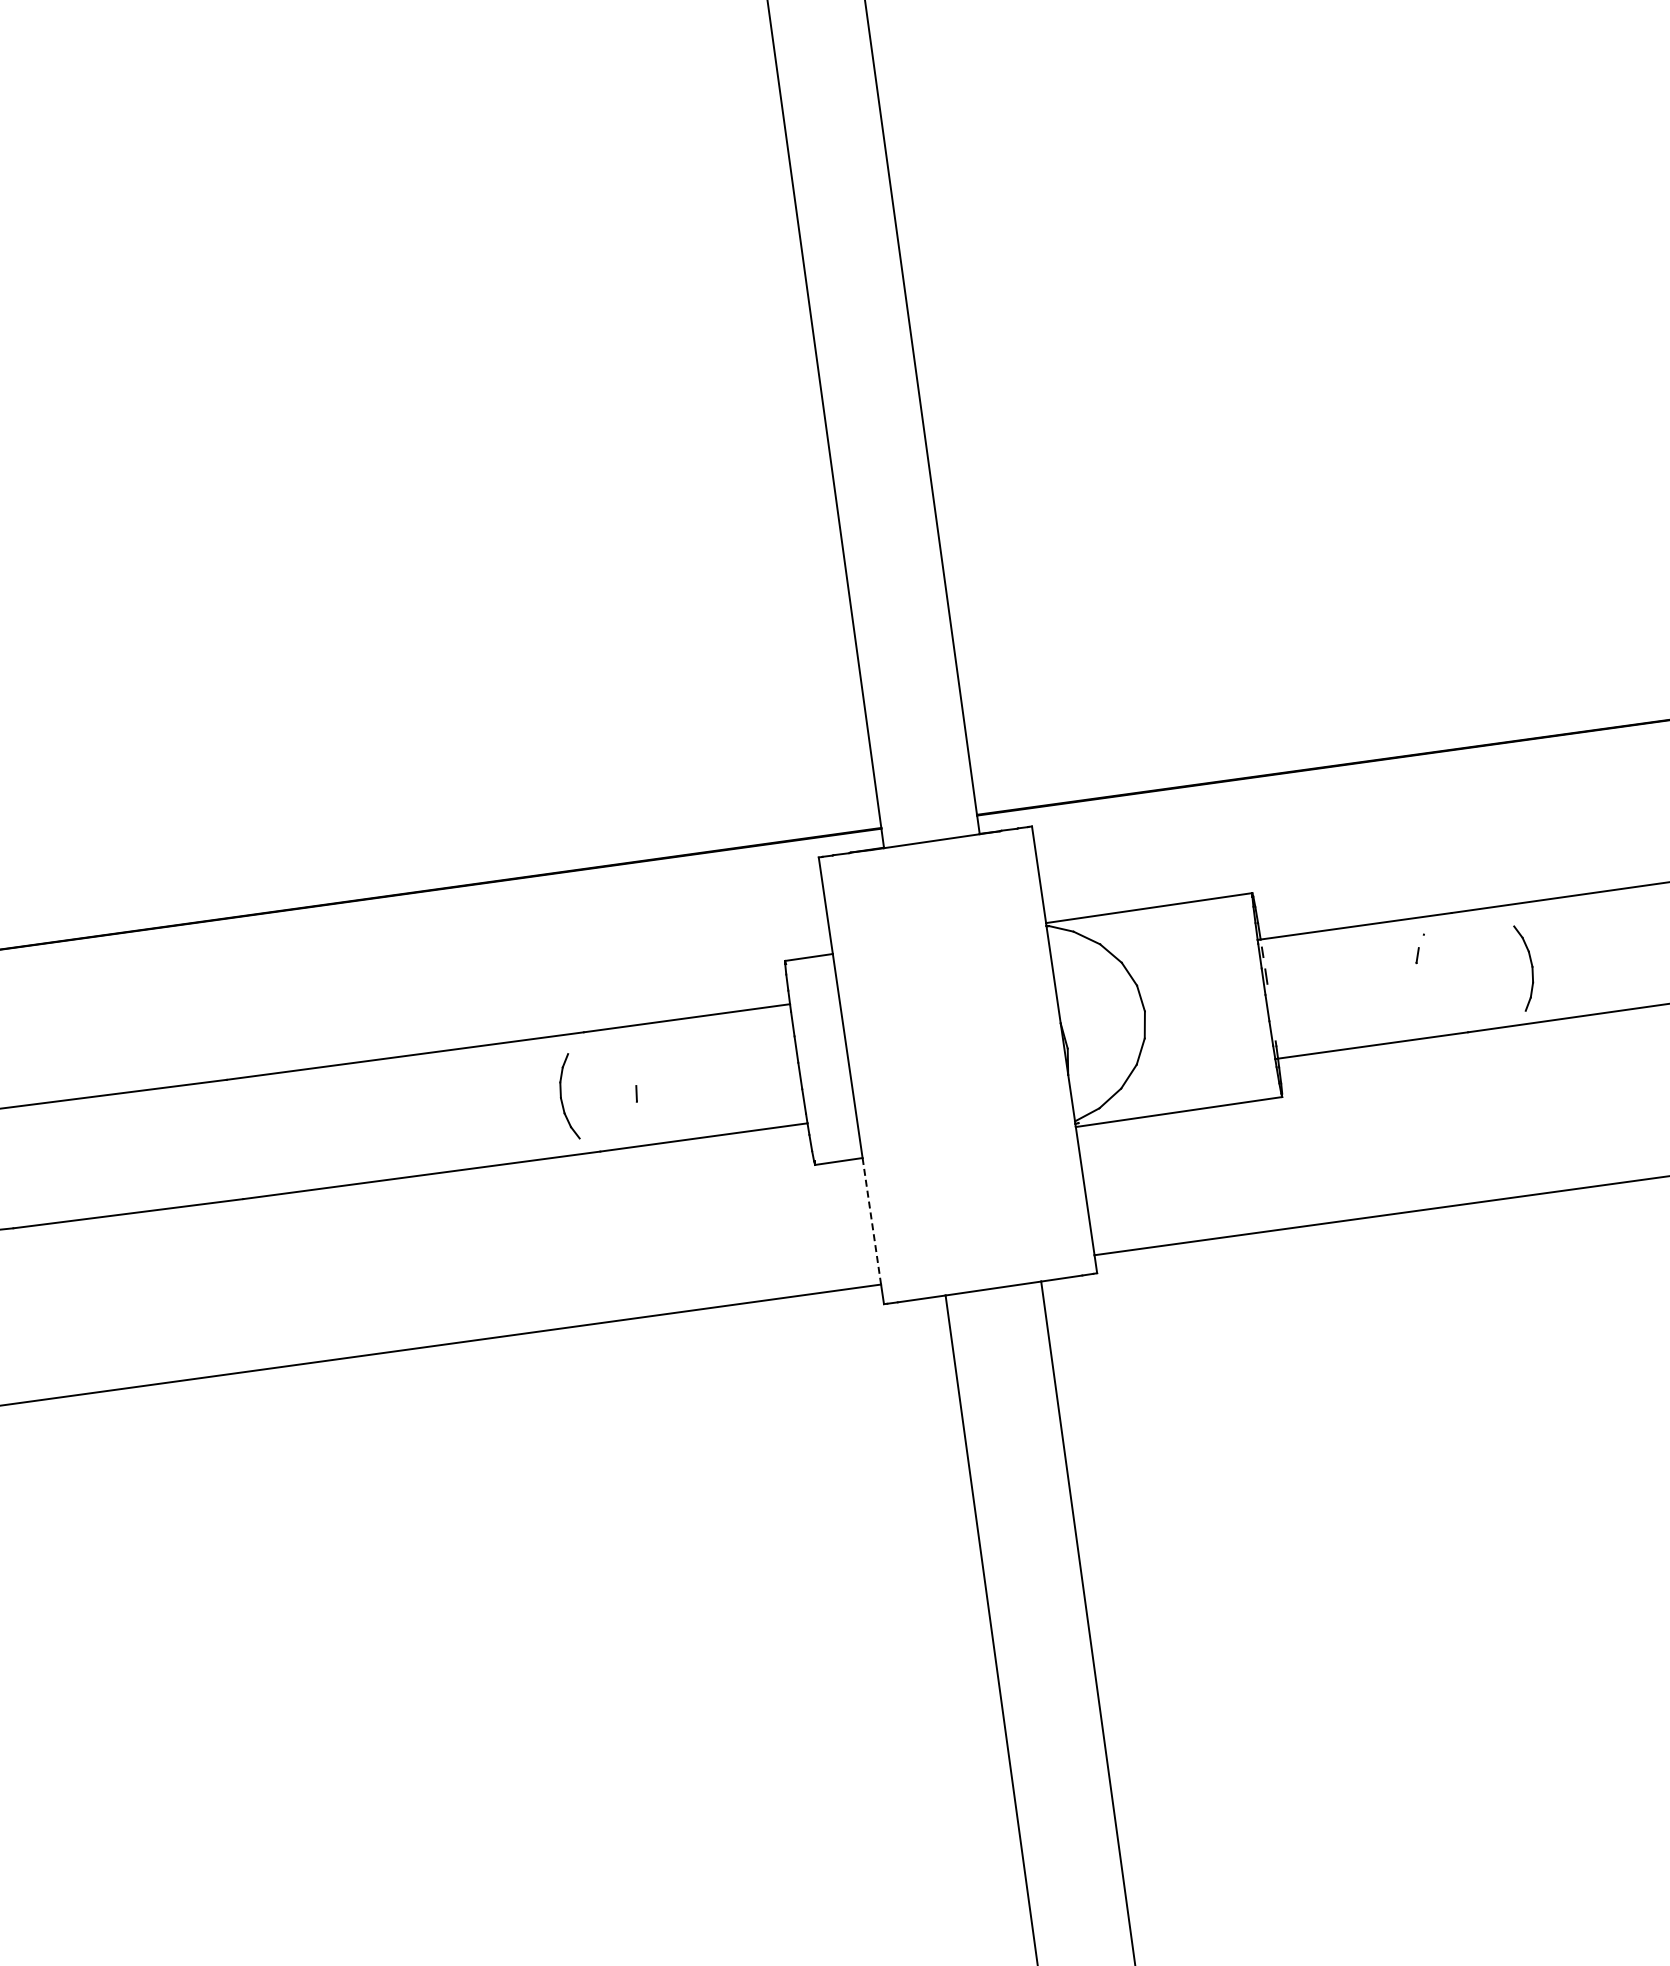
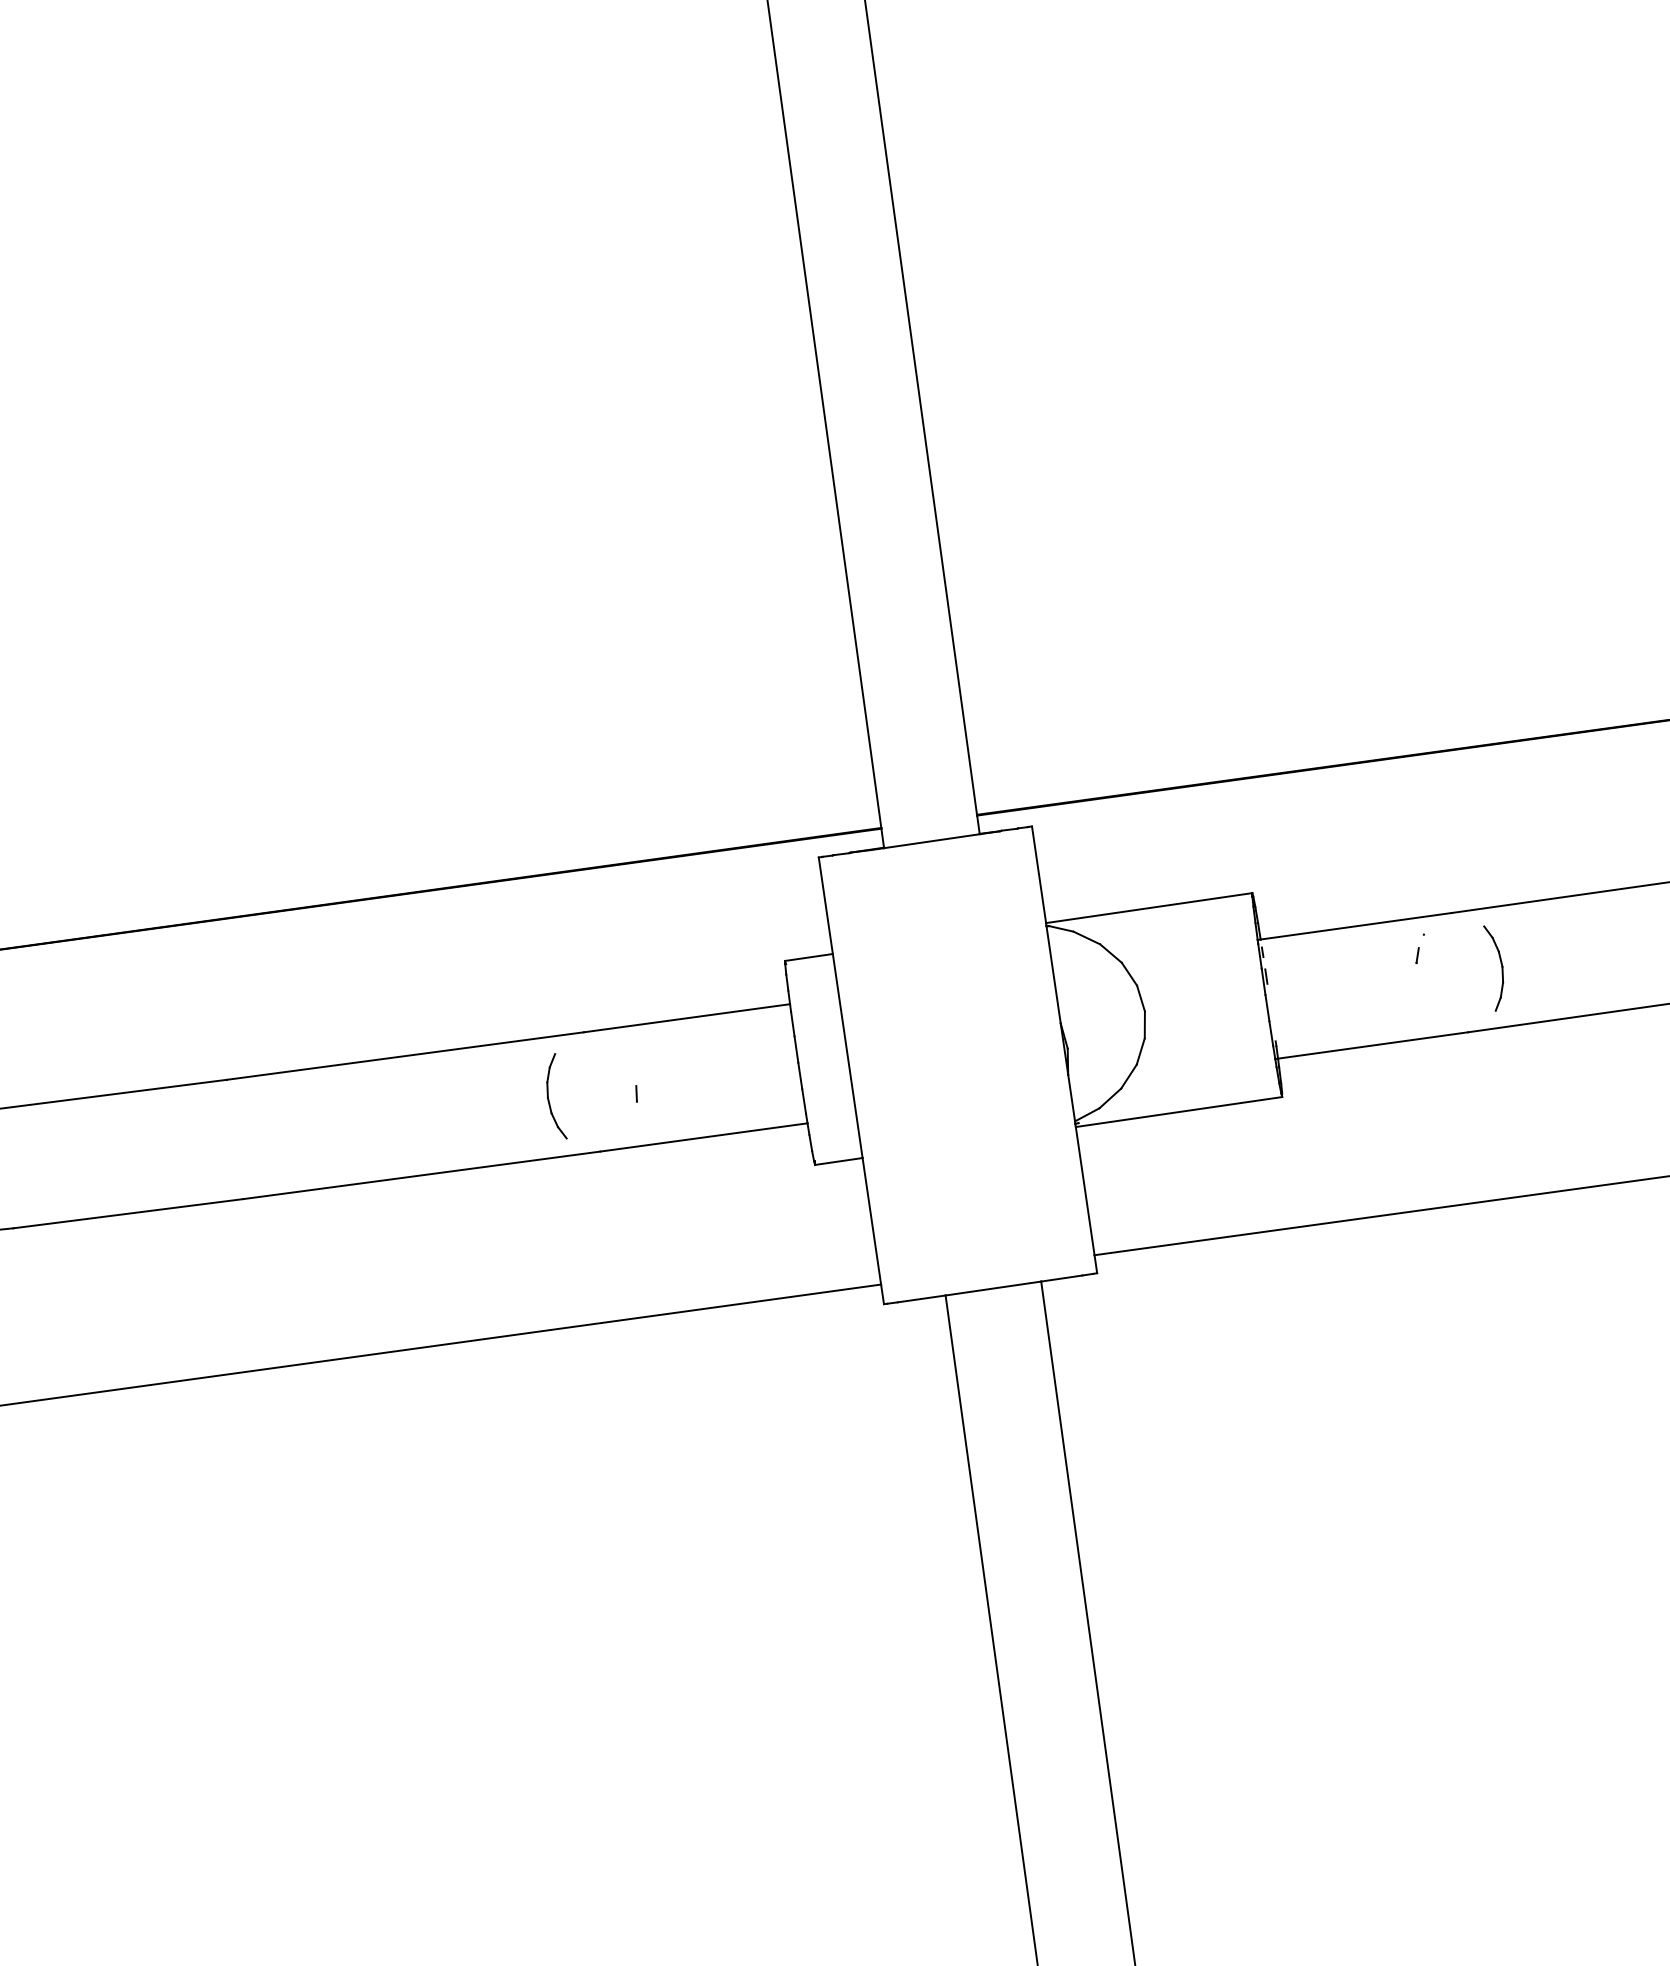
part position: (1531, 968) -> (1501, 968) (1501, 968)
part position: (562, 1099) -> (549, 1099) (549, 1099)
line: dashed -> solid (871, 1221)
